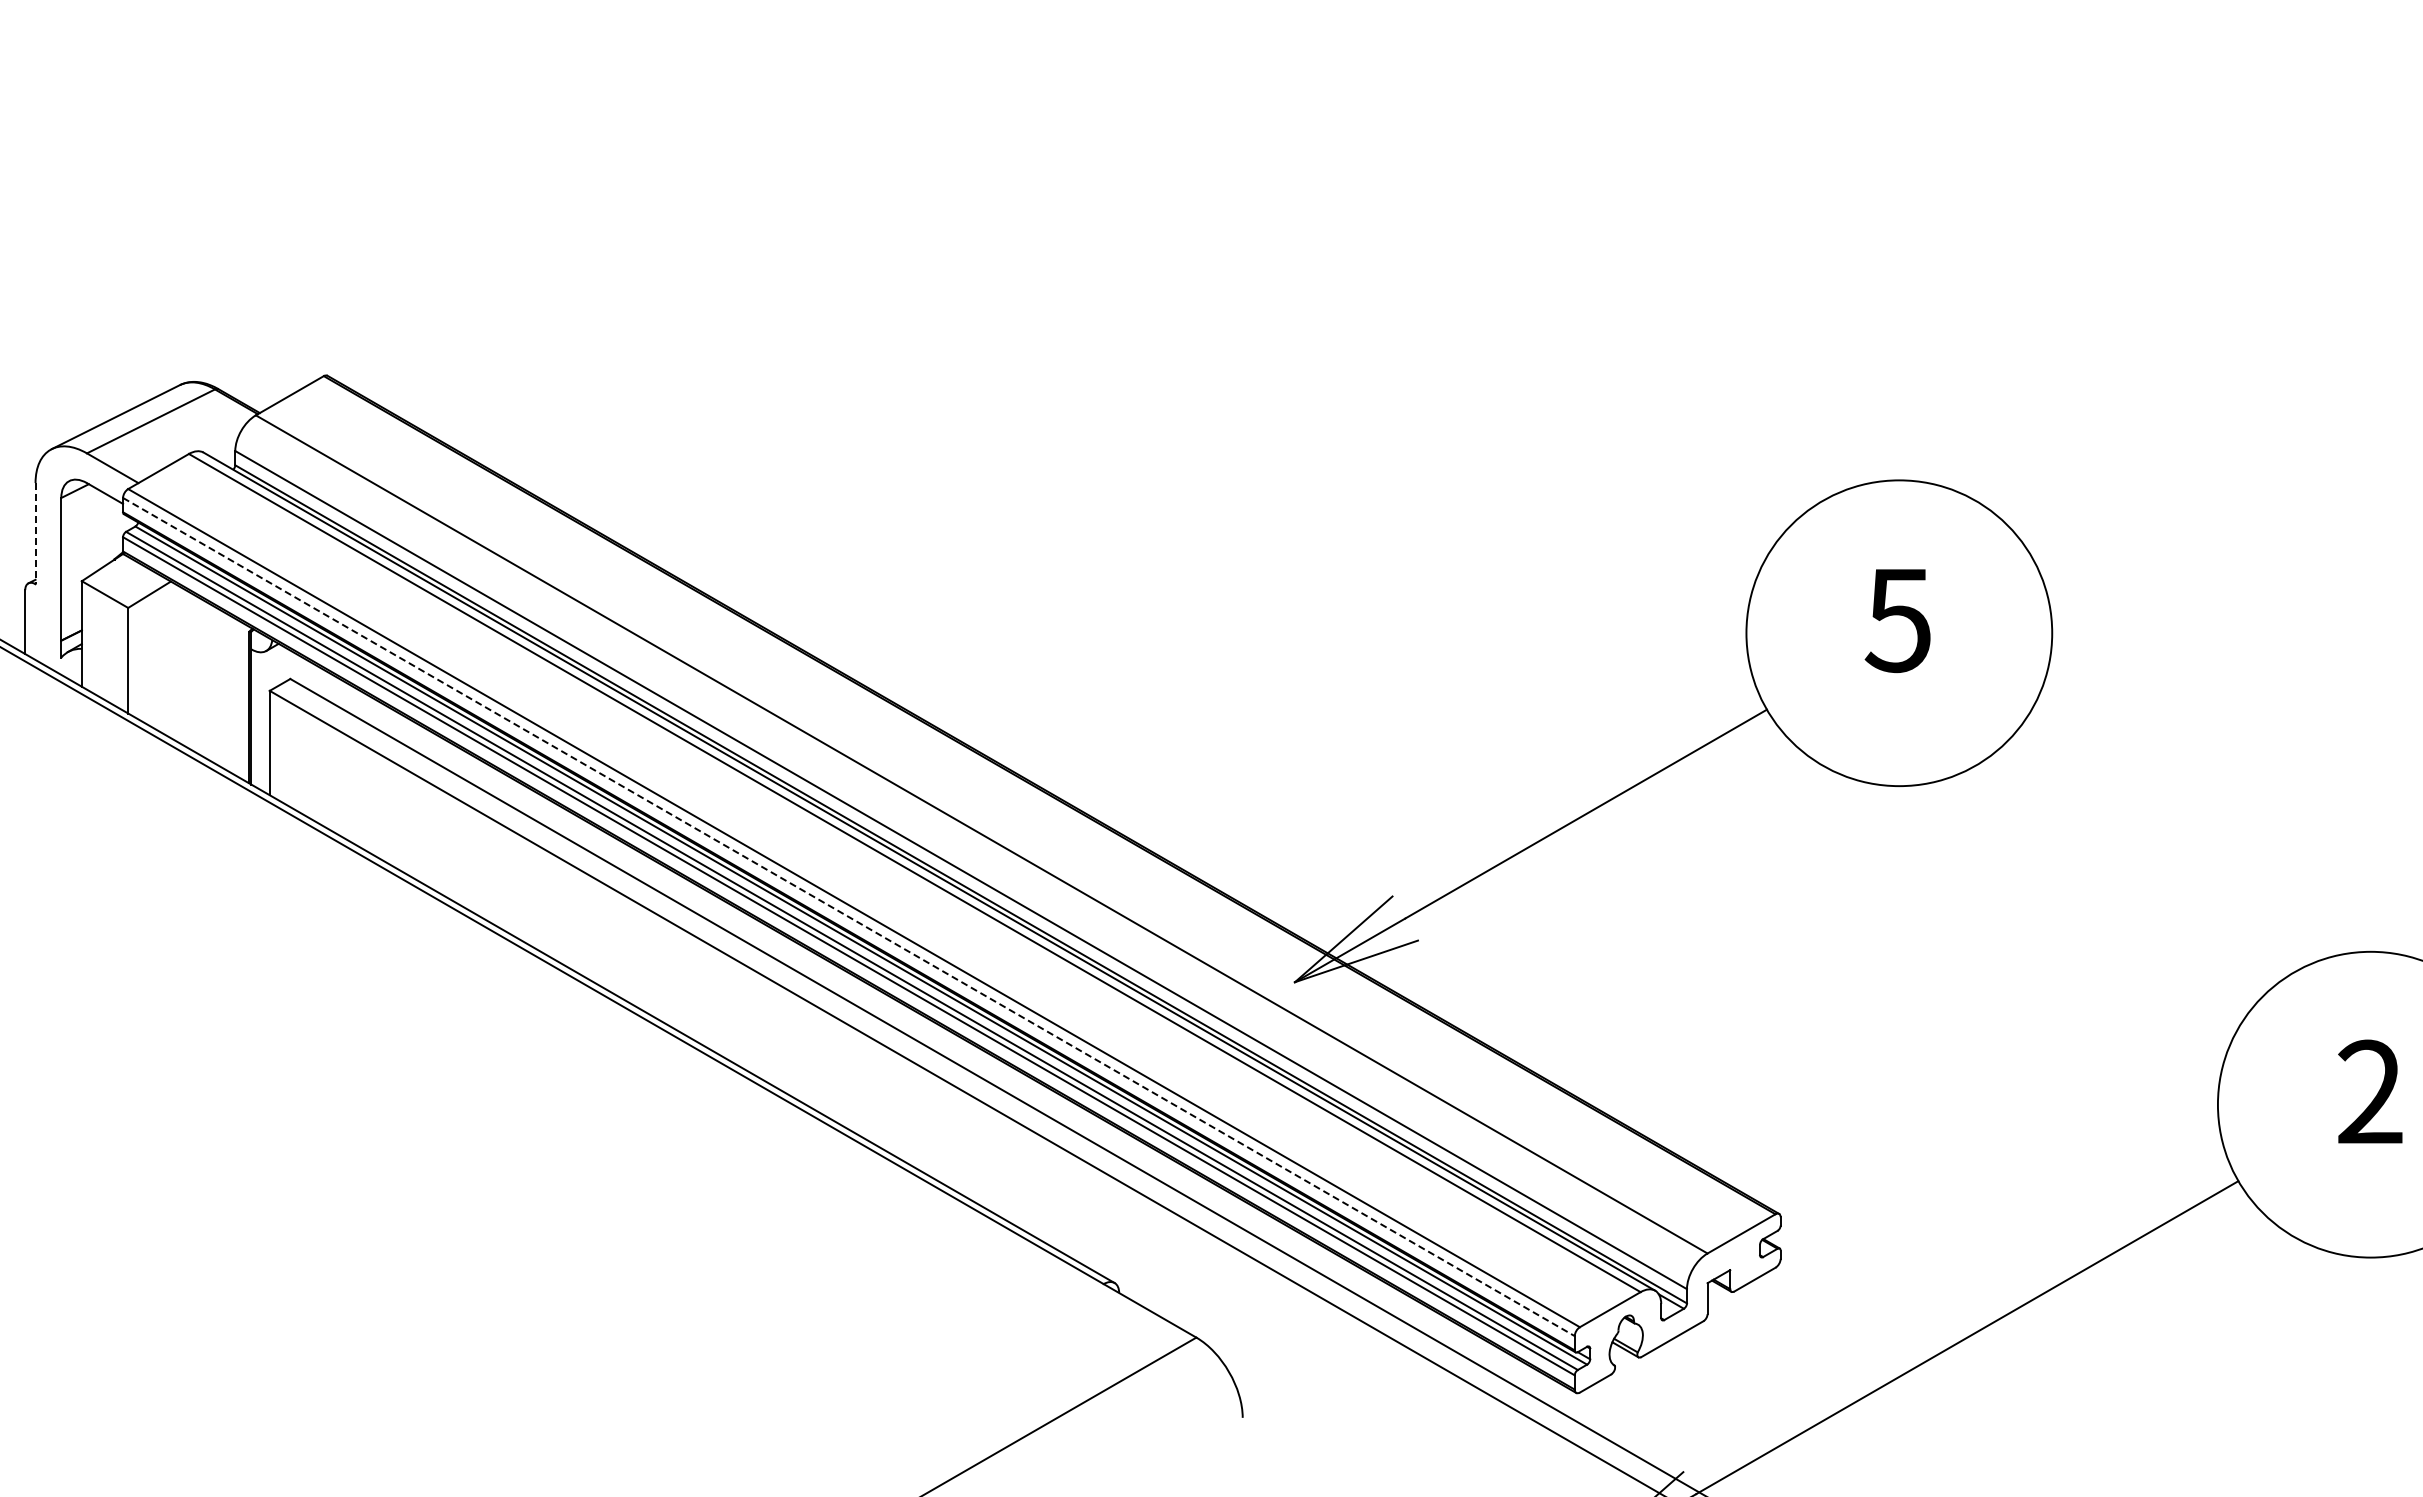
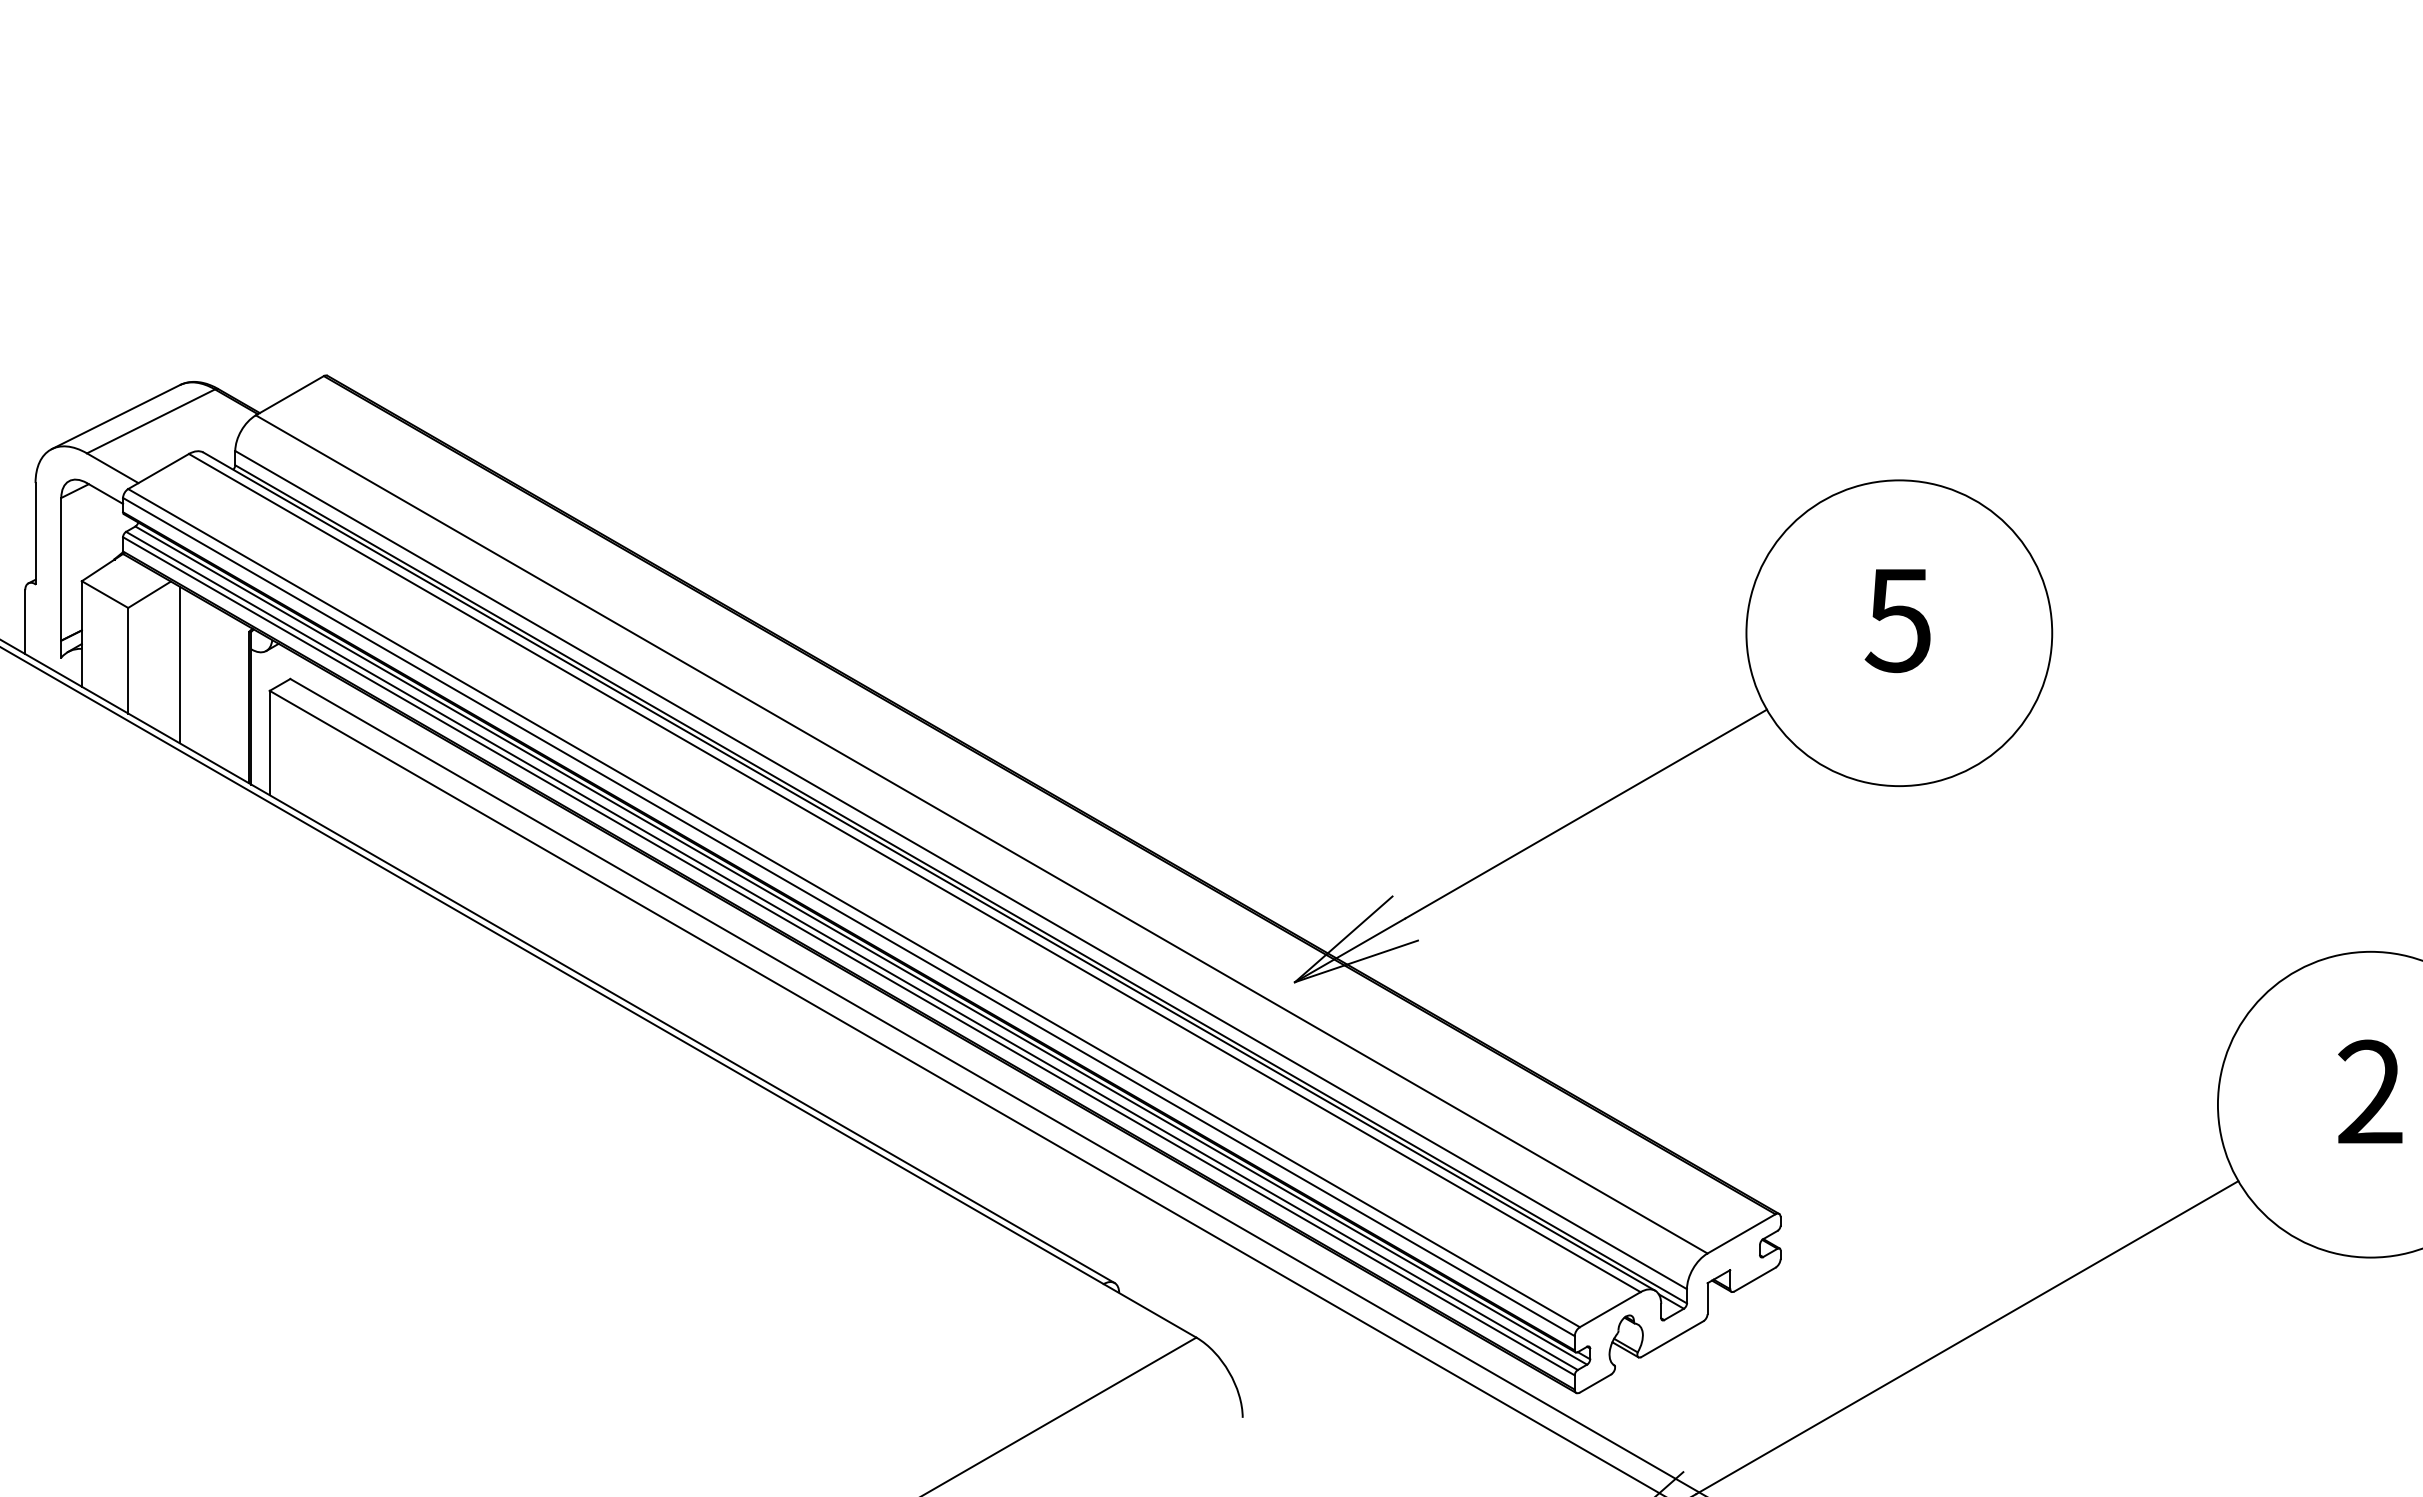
line: dashed -> solid (35, 533)
line: none -> present (179, 664)
line: dashed -> solid (849, 917)
